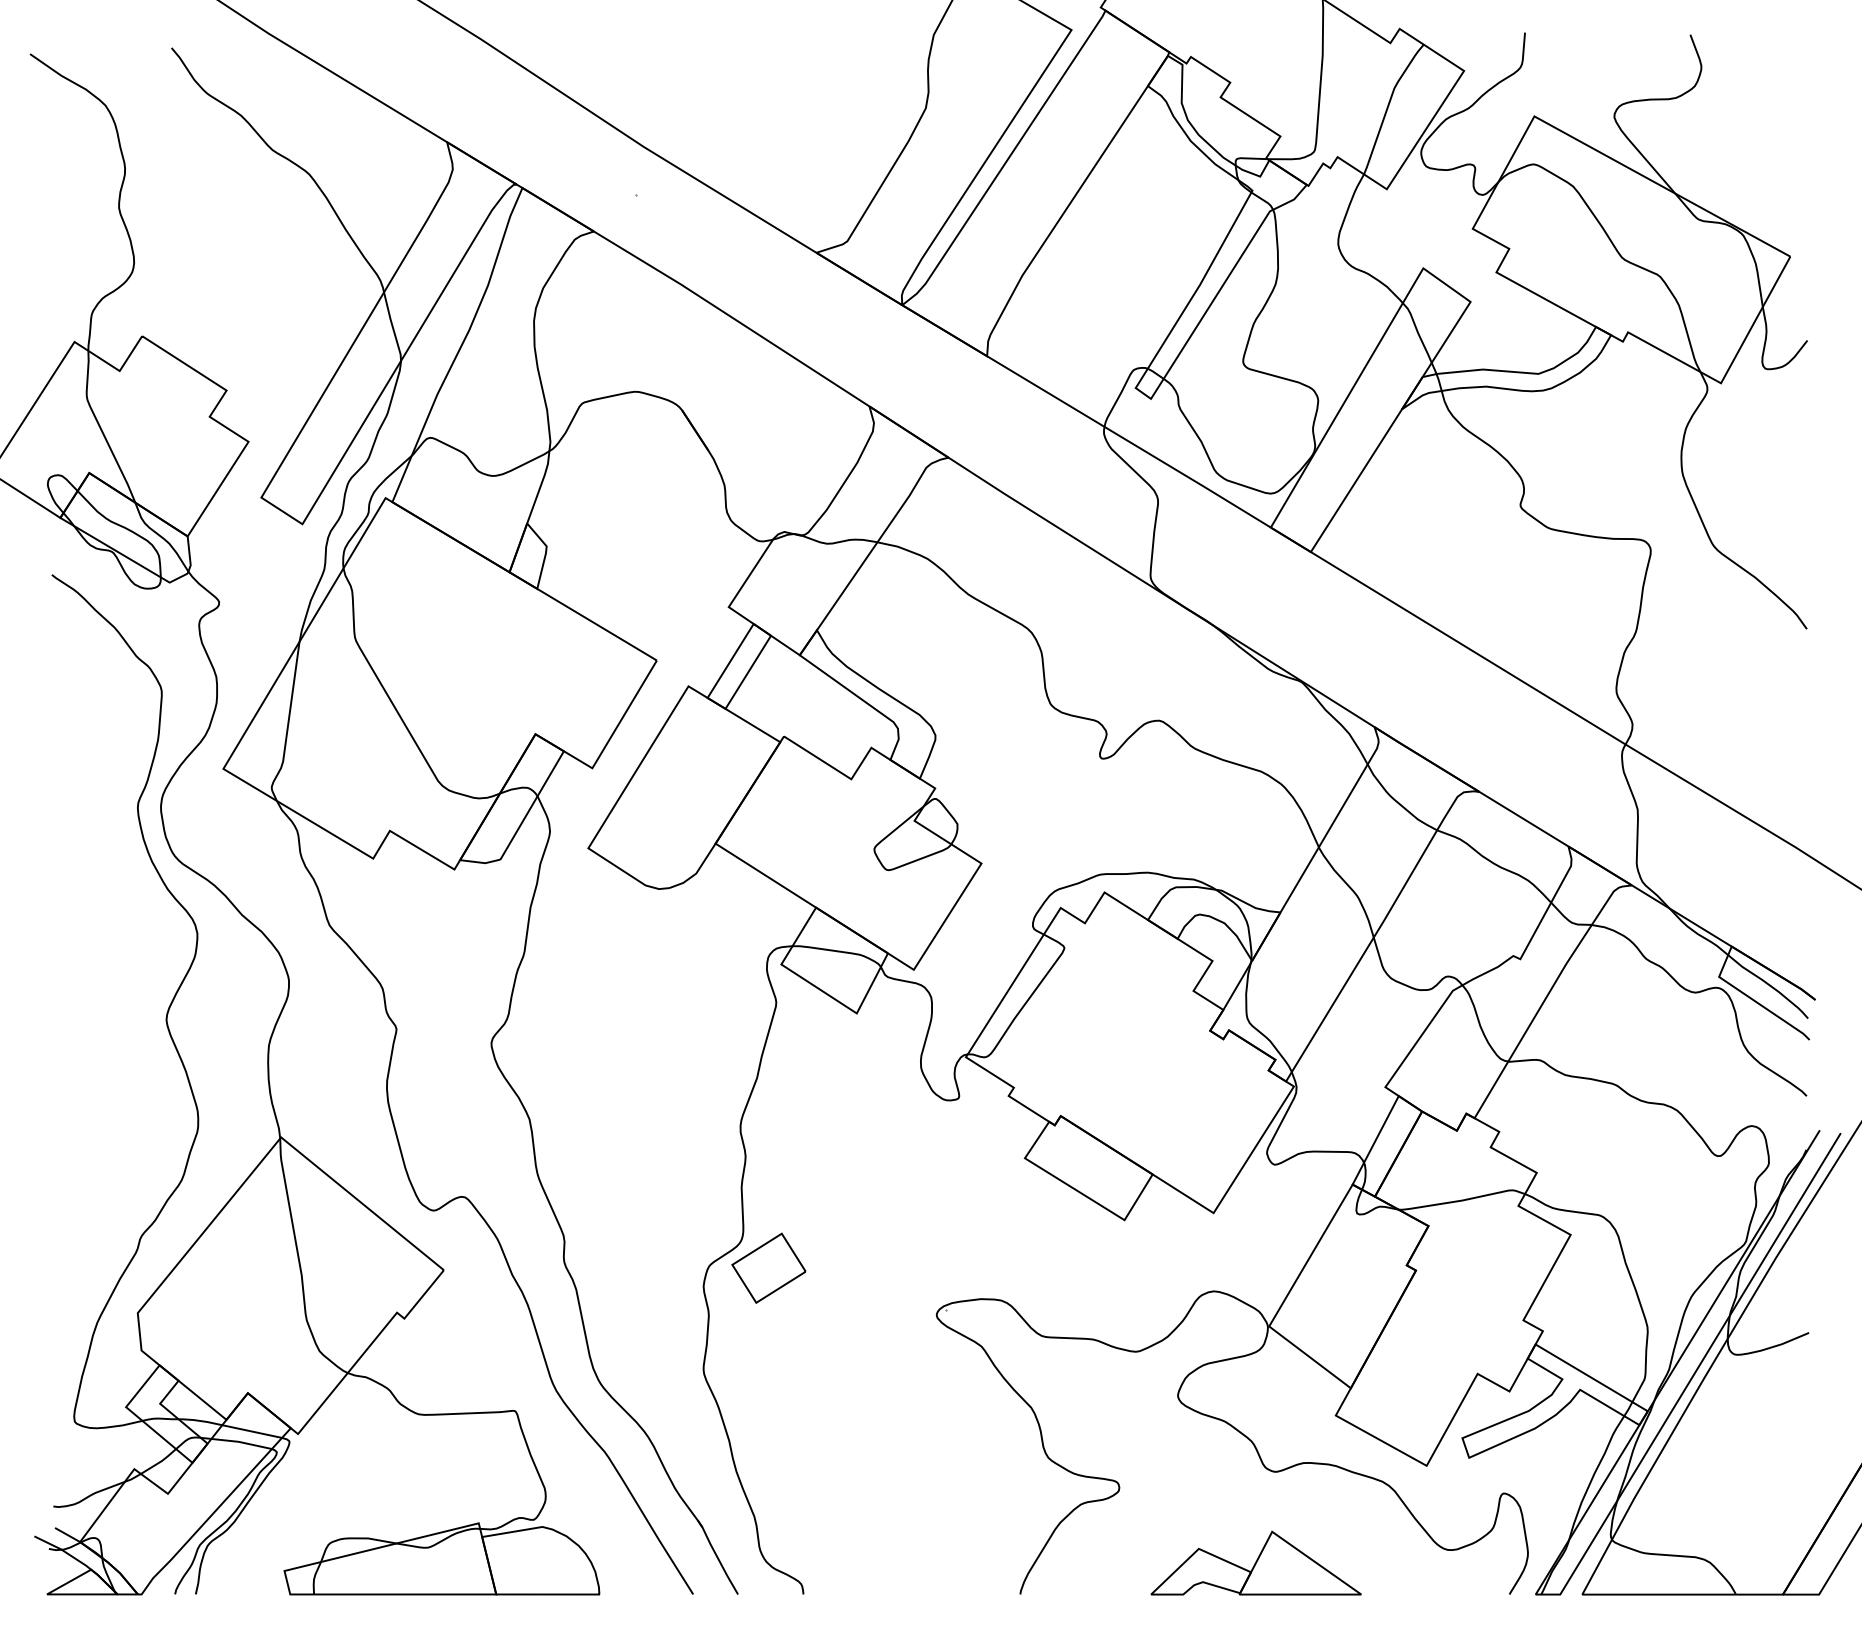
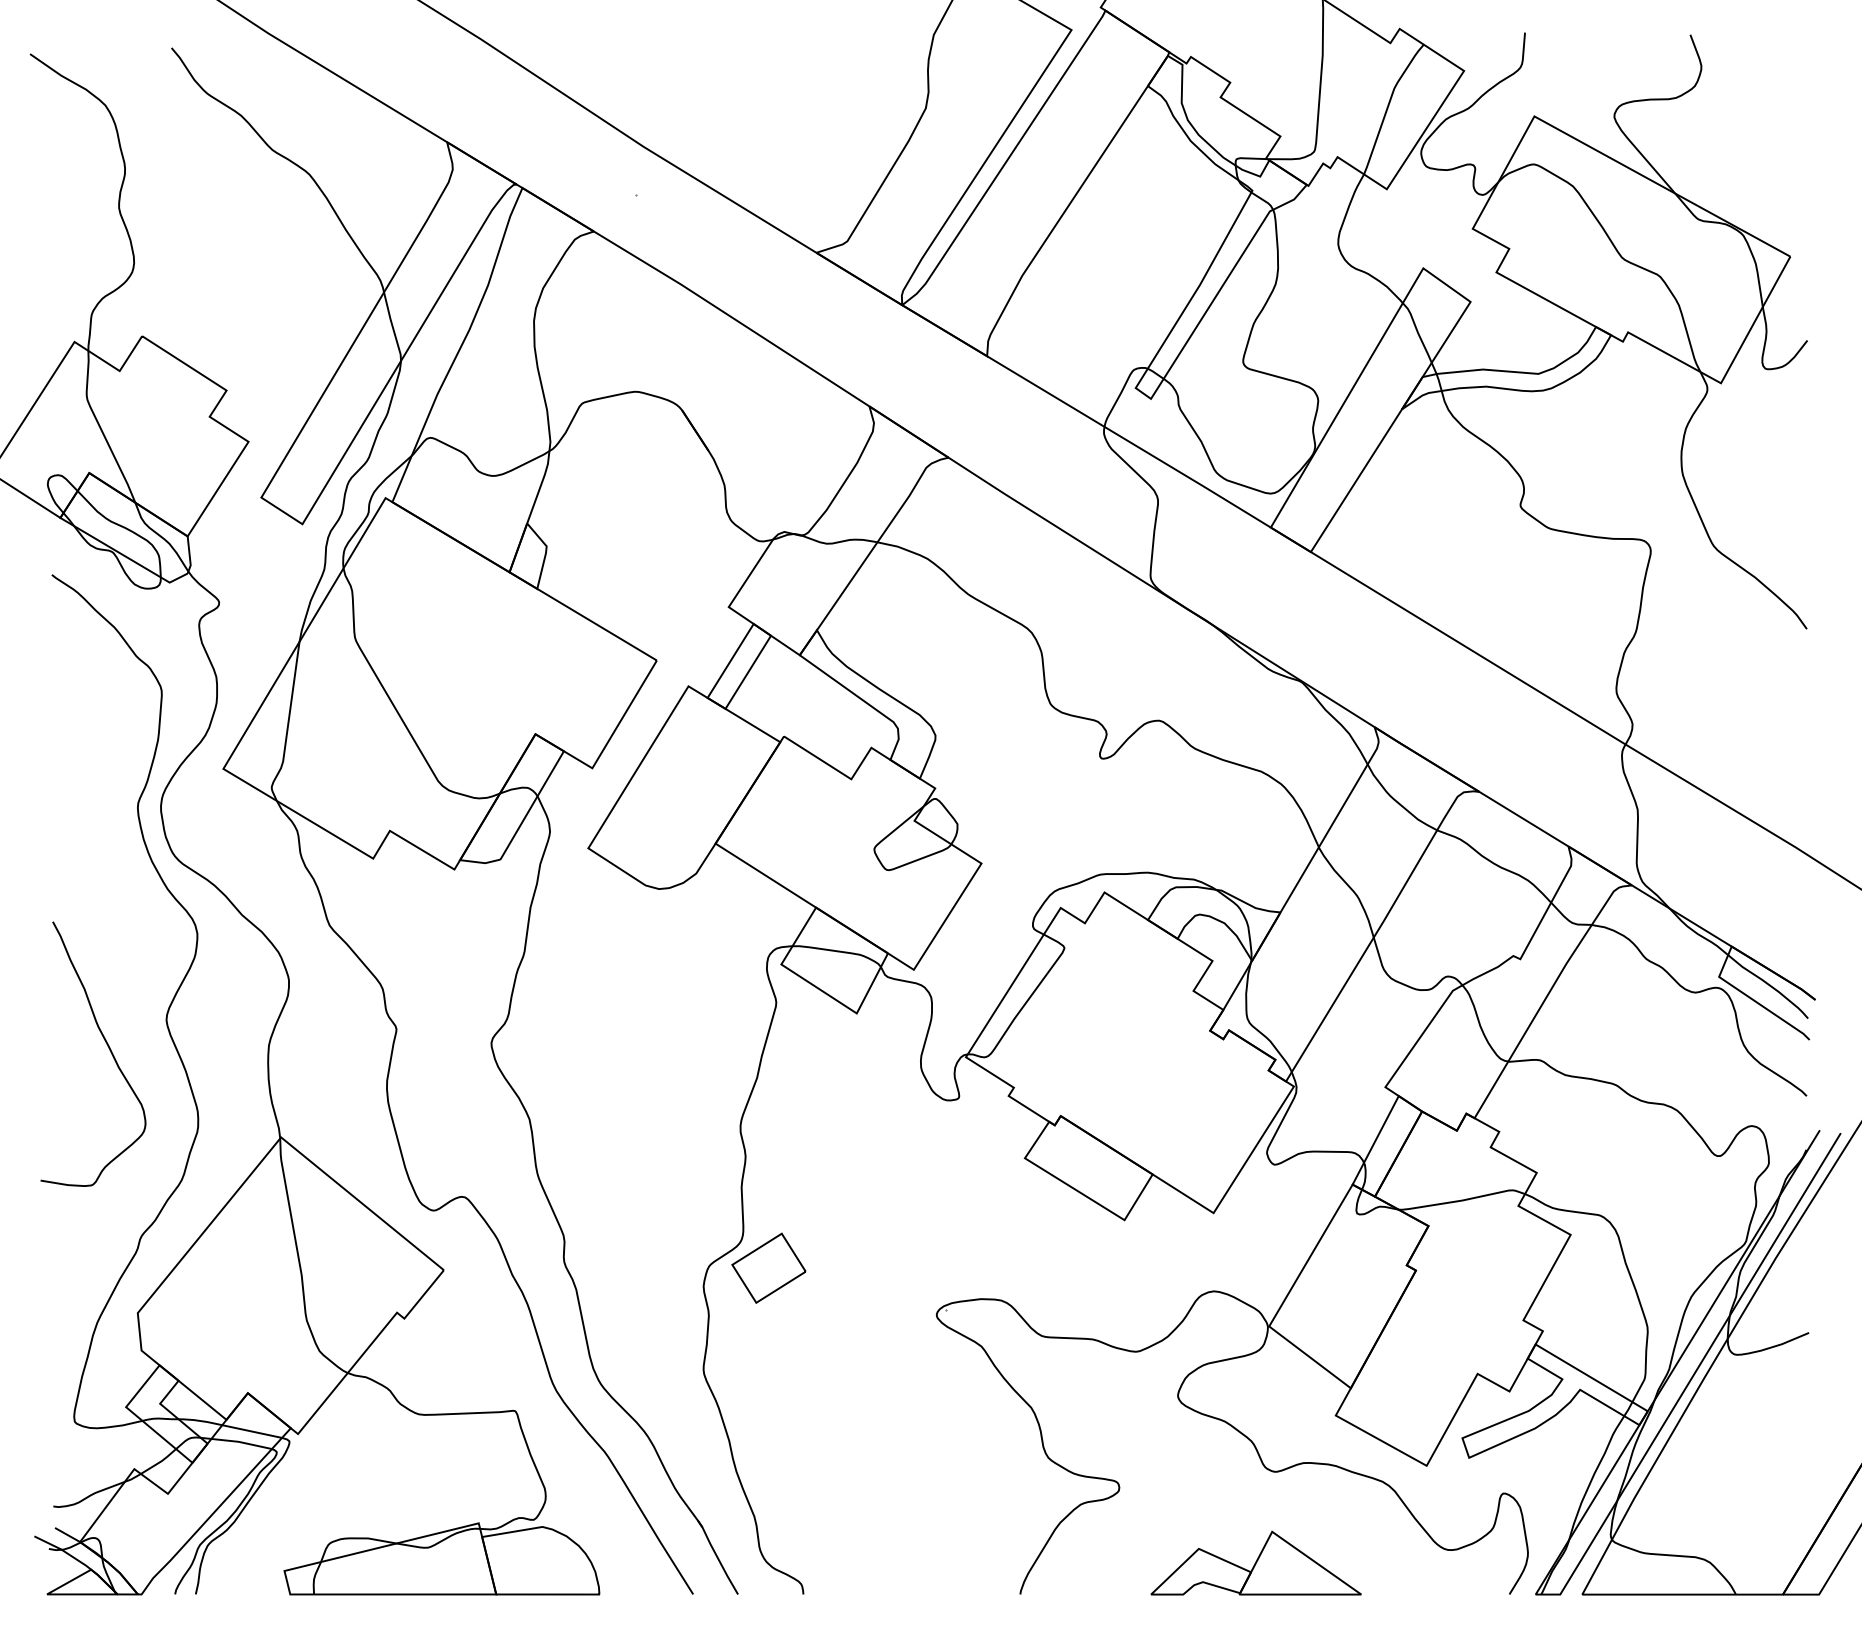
curve: none -> present (107, 1046)
